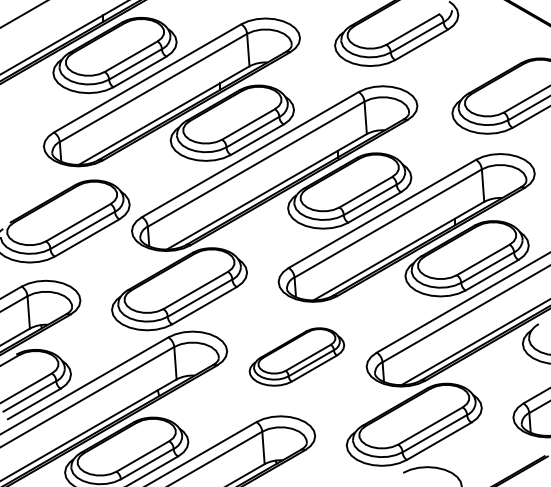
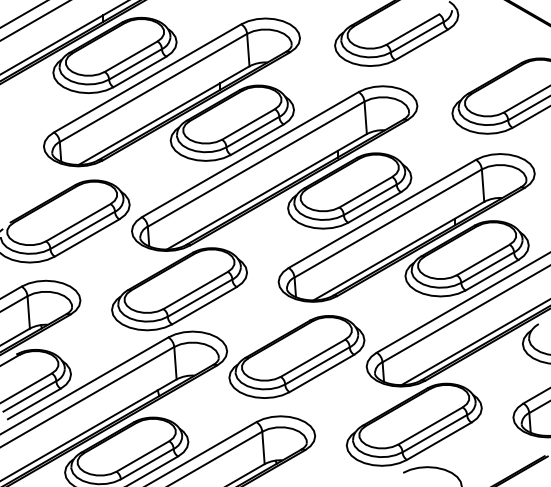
line: none -> present (34, 20)
part size: 98x60 px -> 138x84 px (296, 356)
